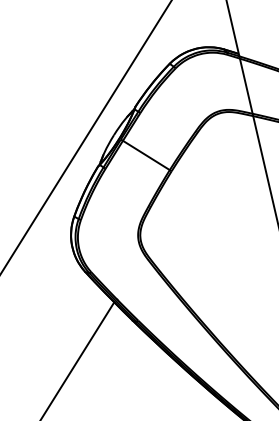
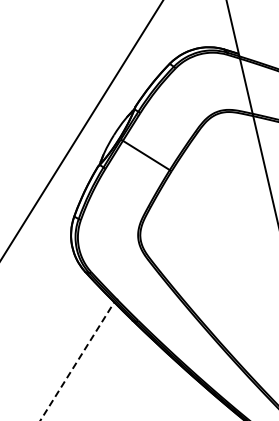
line position: (86, 136) -> (81, 130) (81, 130)
line: solid -> dashed (77, 361)
